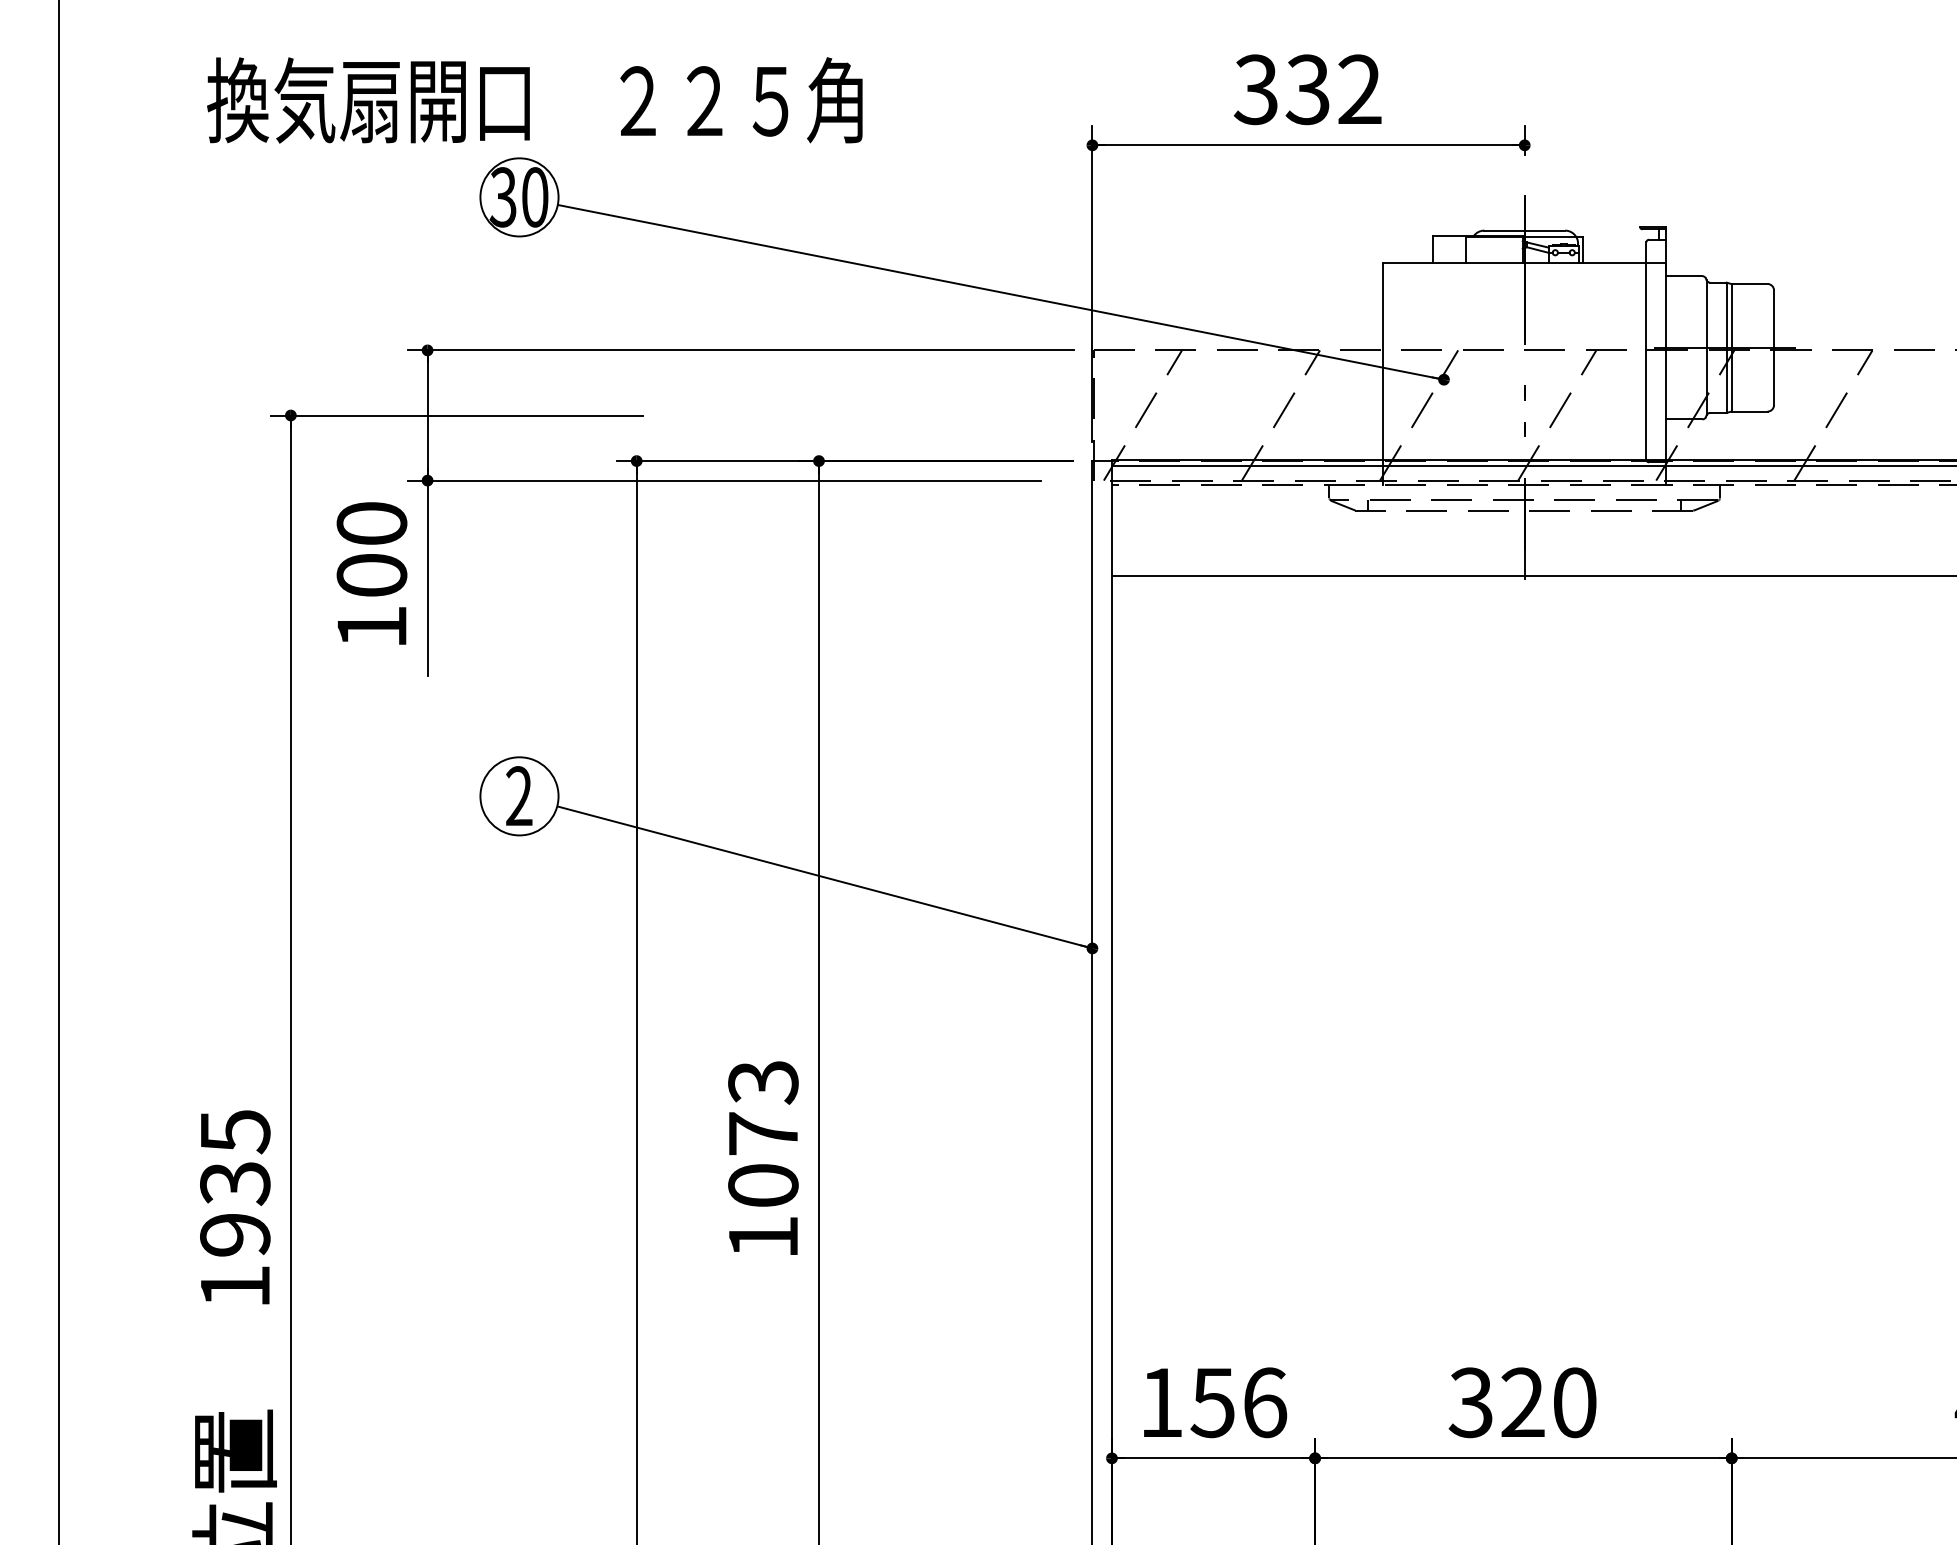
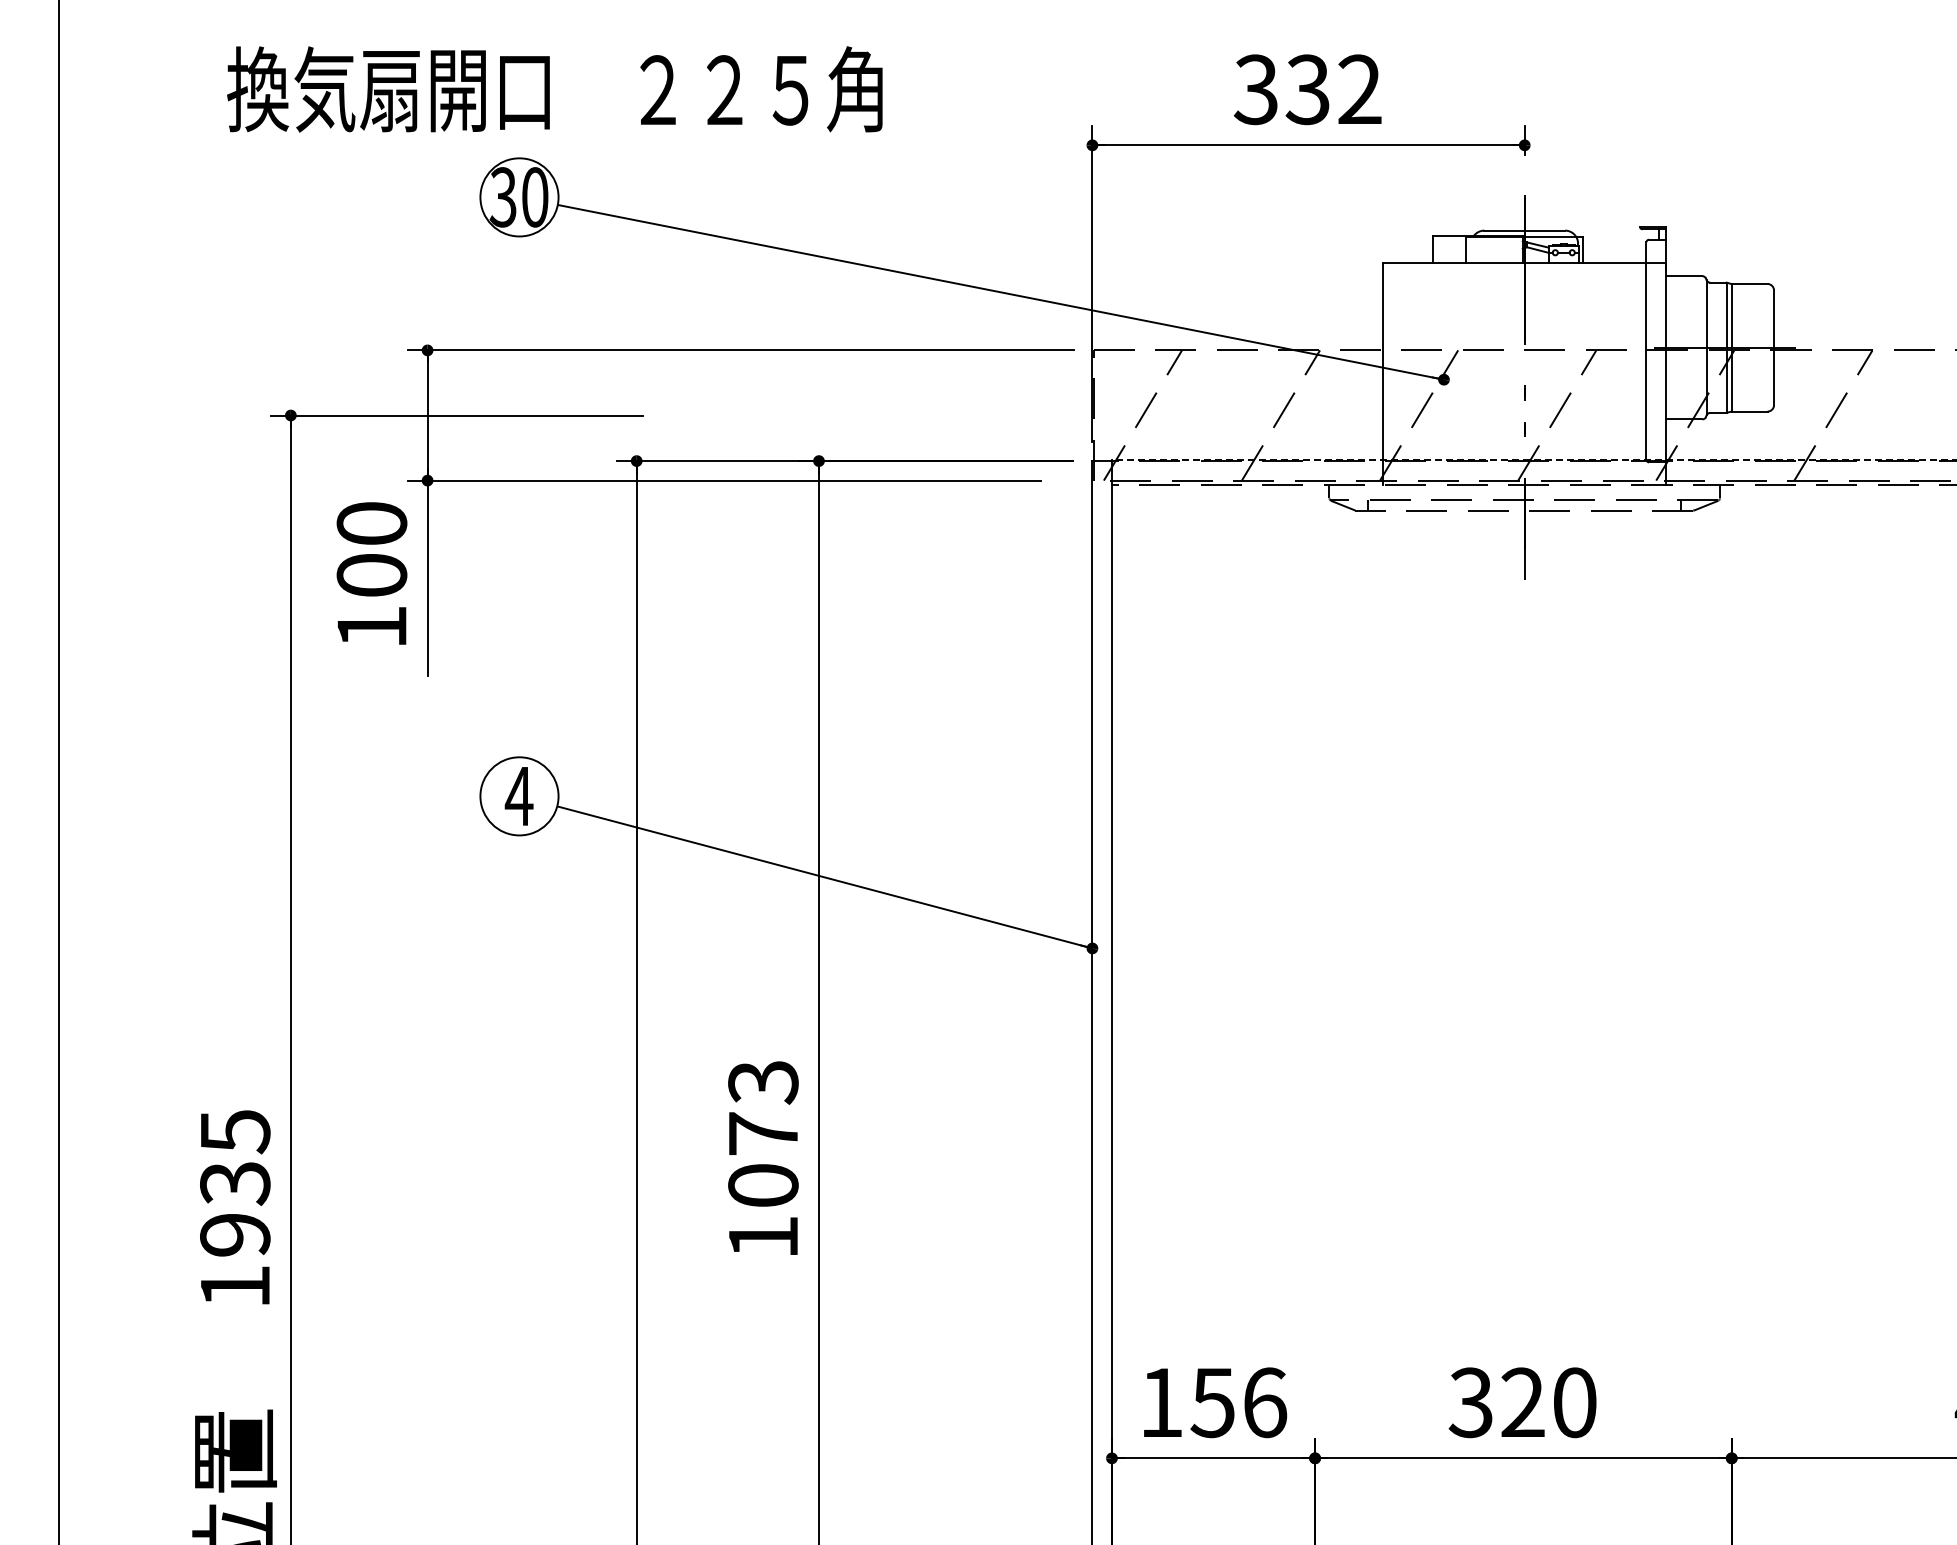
text position: (534, 100) -> (554, 89) (554, 89)
line: solid -> dashed (1533, 459)
line: present -> none (1532, 466)
line: present -> none (1532, 575)
text: 2 -> 4 (518, 795)
